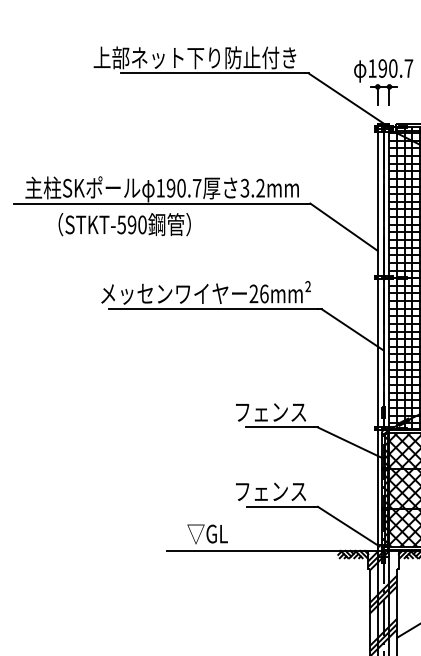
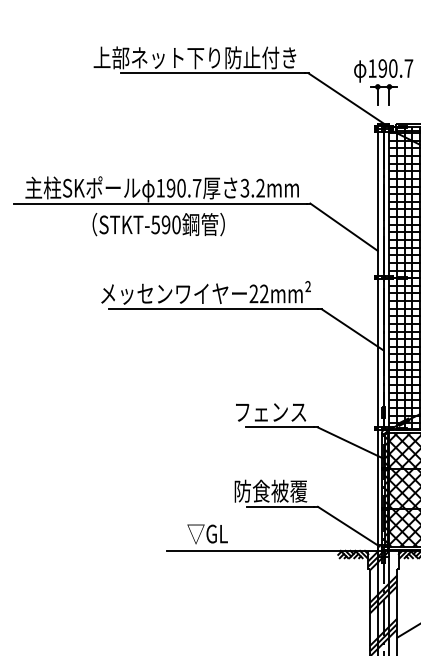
text position: (124, 224) -> (158, 224) (158, 224)
text: 26mm² -> 22mm² (264, 293)
text: フェンス -> 防食被覆 (270, 490)
